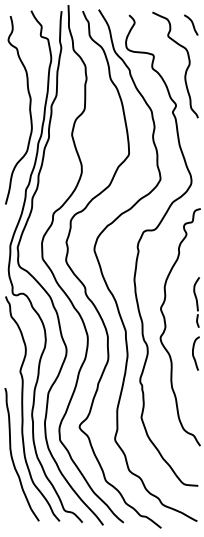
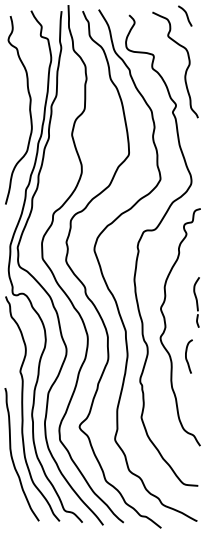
curve position: (191, 23) -> (185, 14) (185, 14)
curve position: (193, 353) -> (186, 356) (186, 356)
